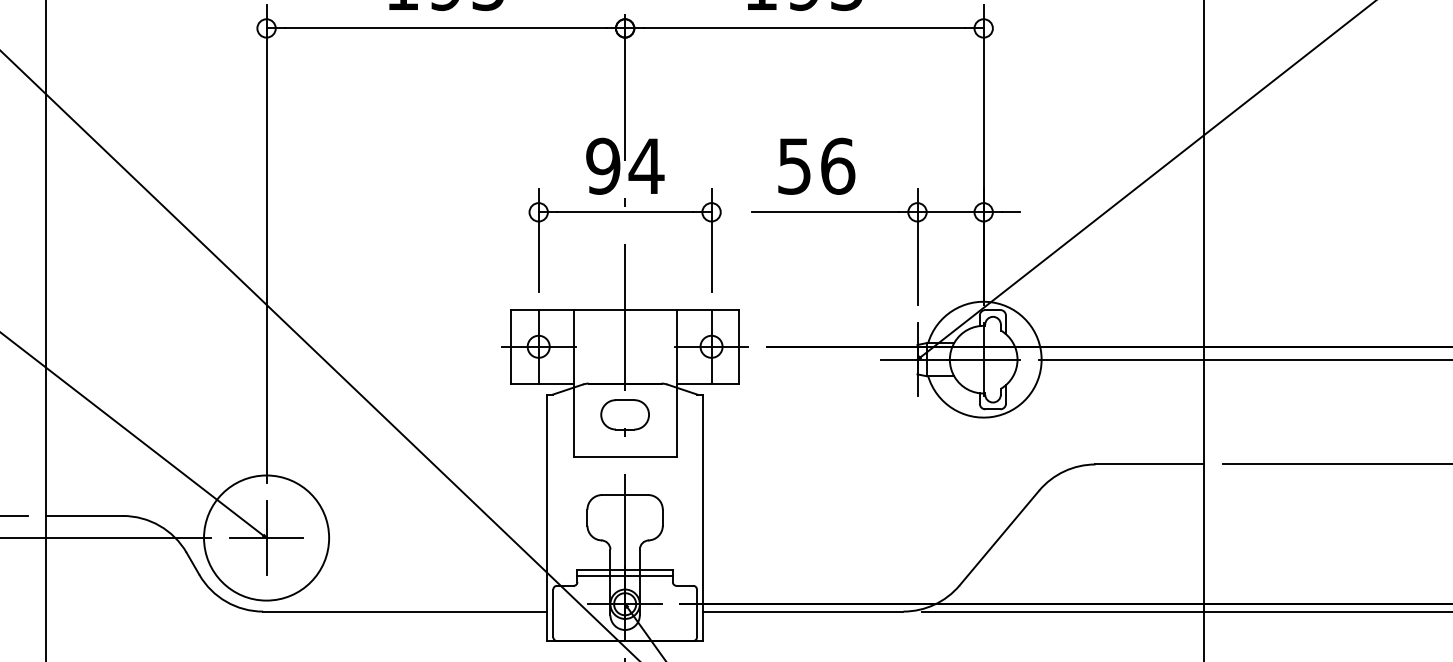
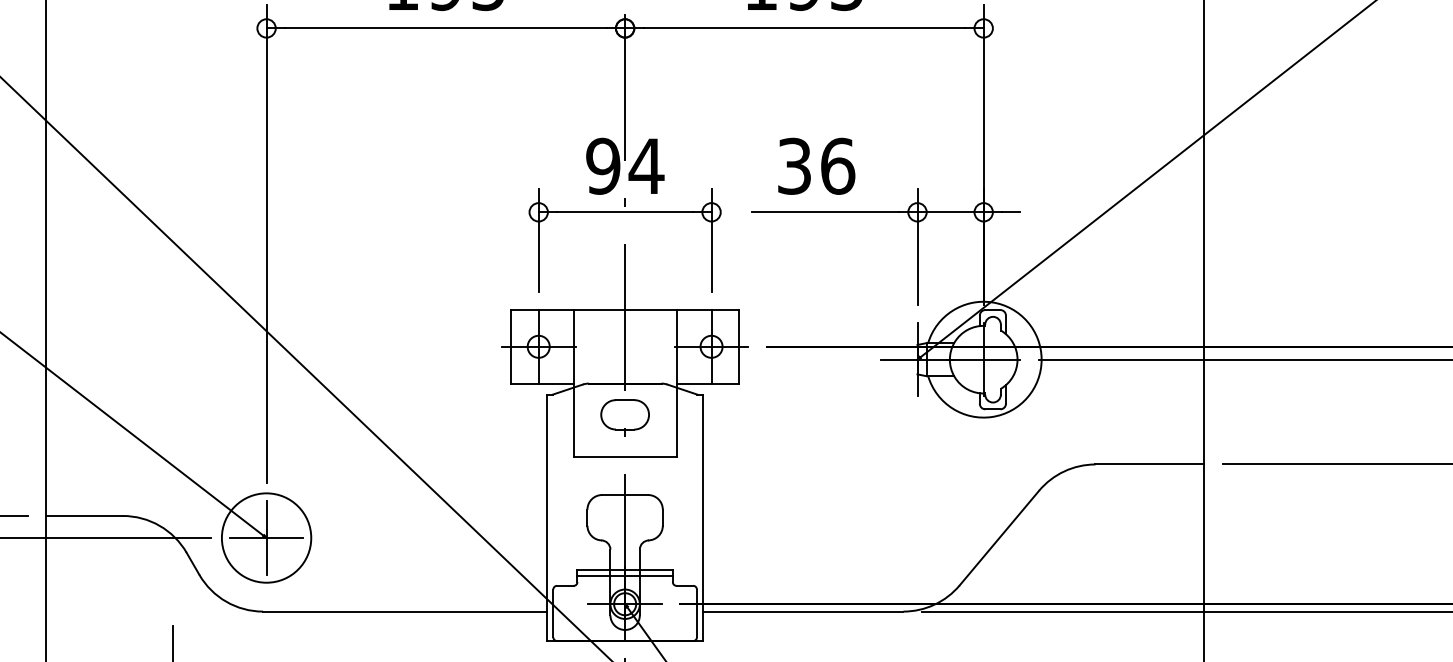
text: 56 -> 36 (794, 165)
line position: (319, 355) -> (305, 368) (305, 368)
circle diameter: 125 px -> 89 px (266, 537)
line: none -> present (172, 642)
